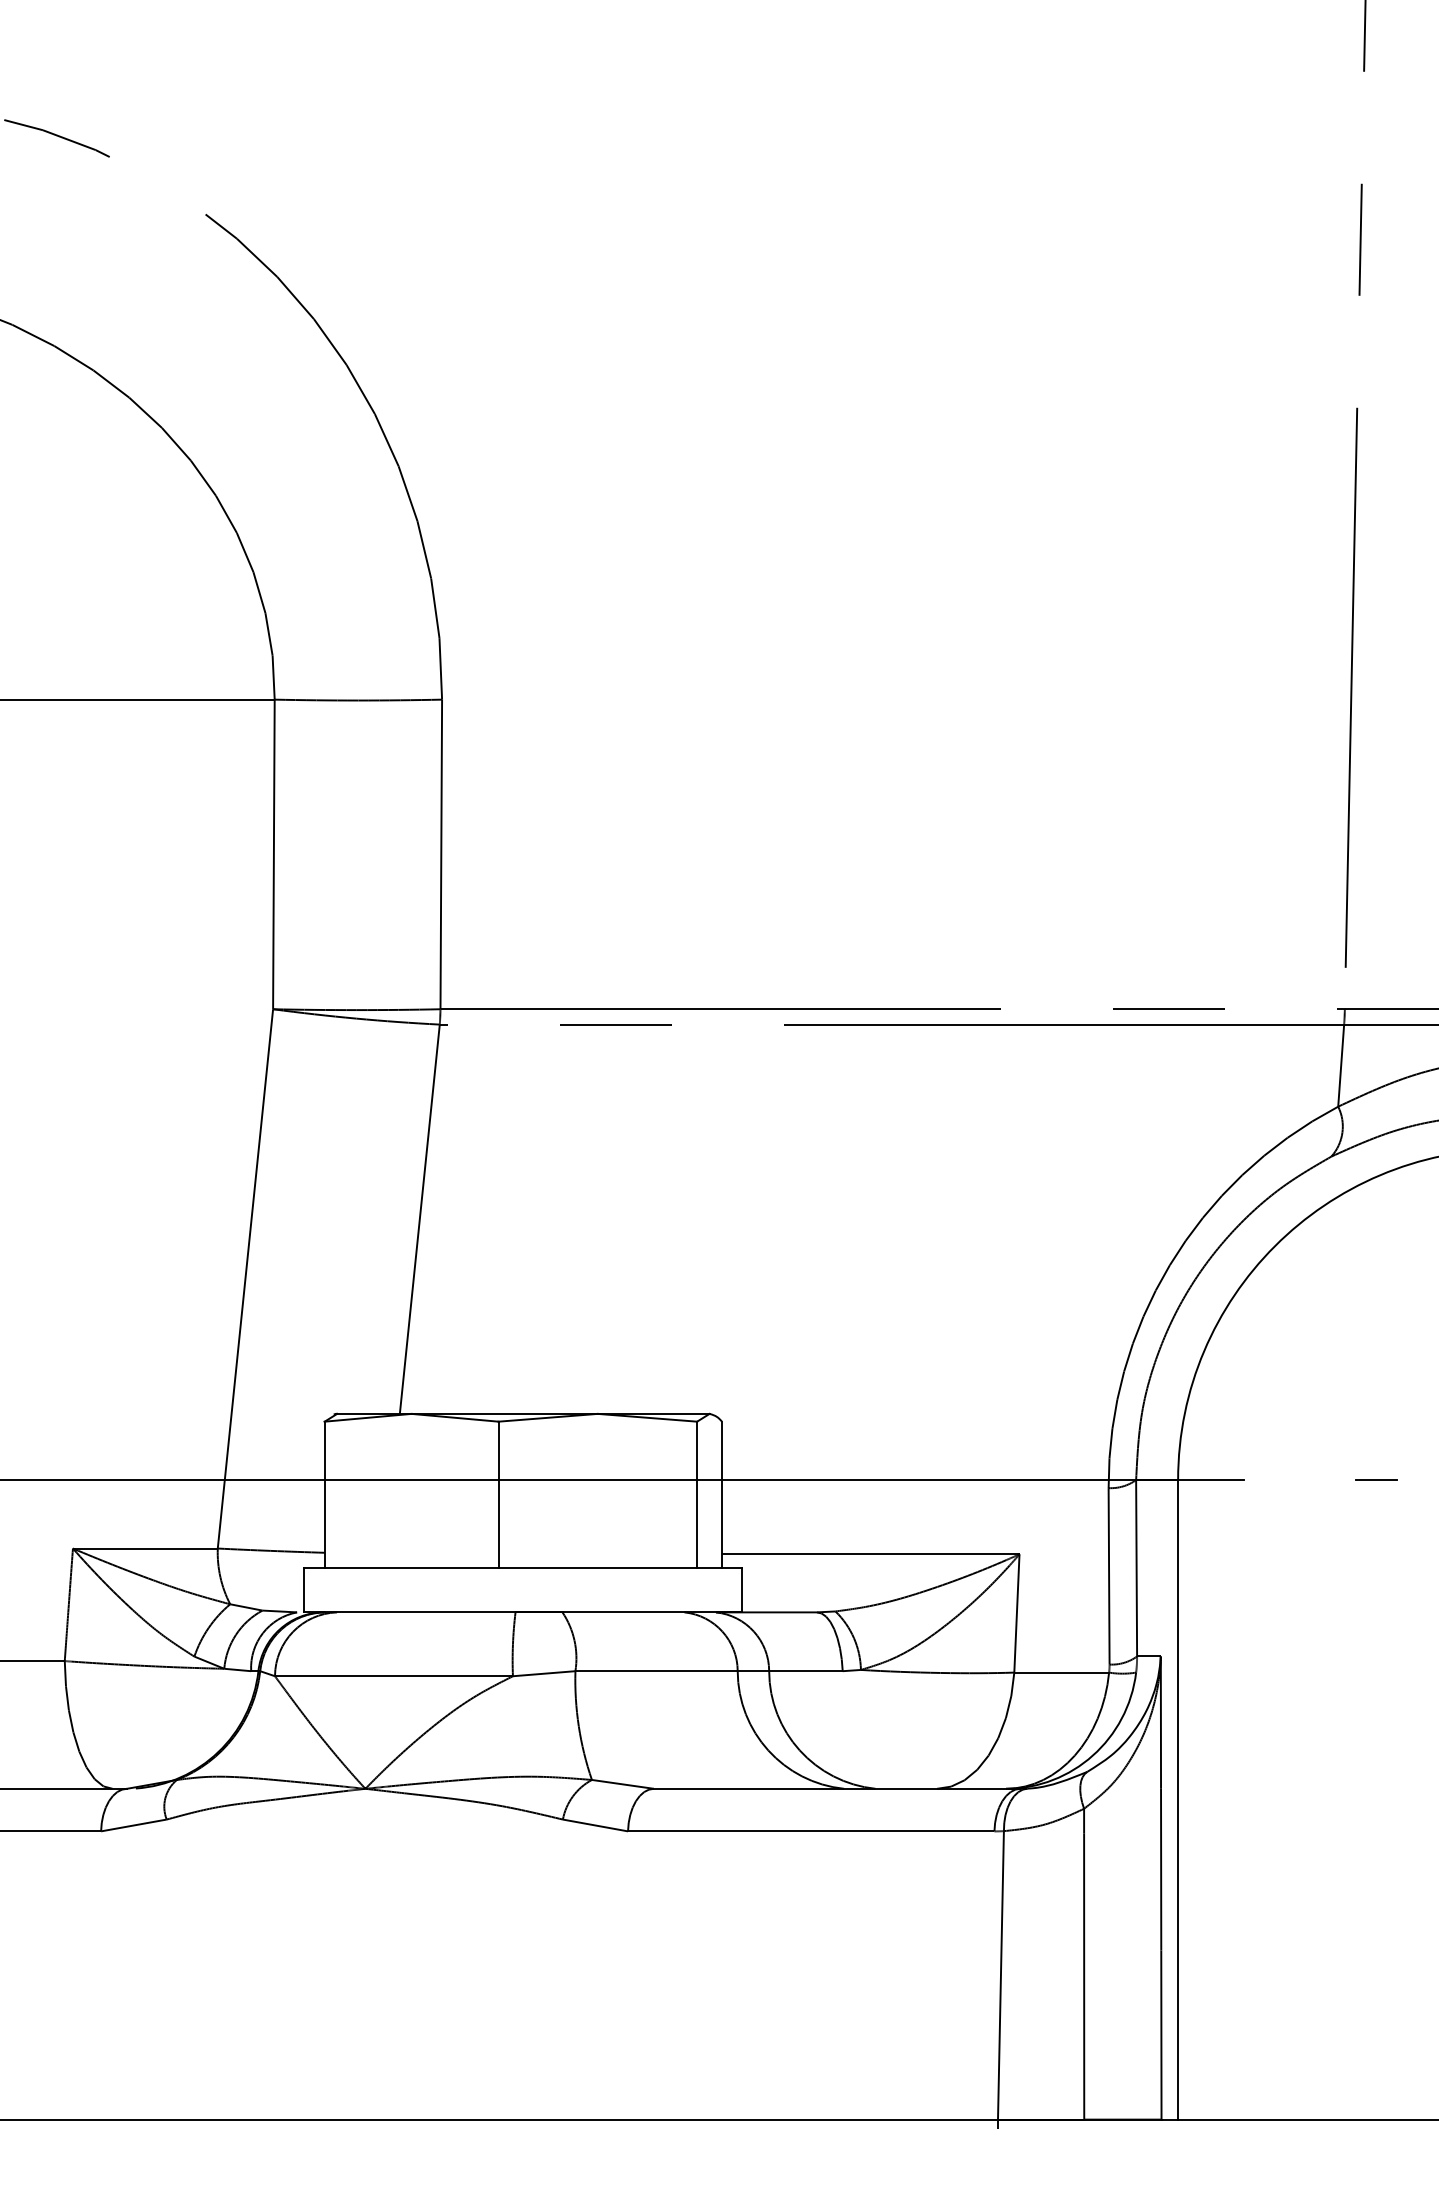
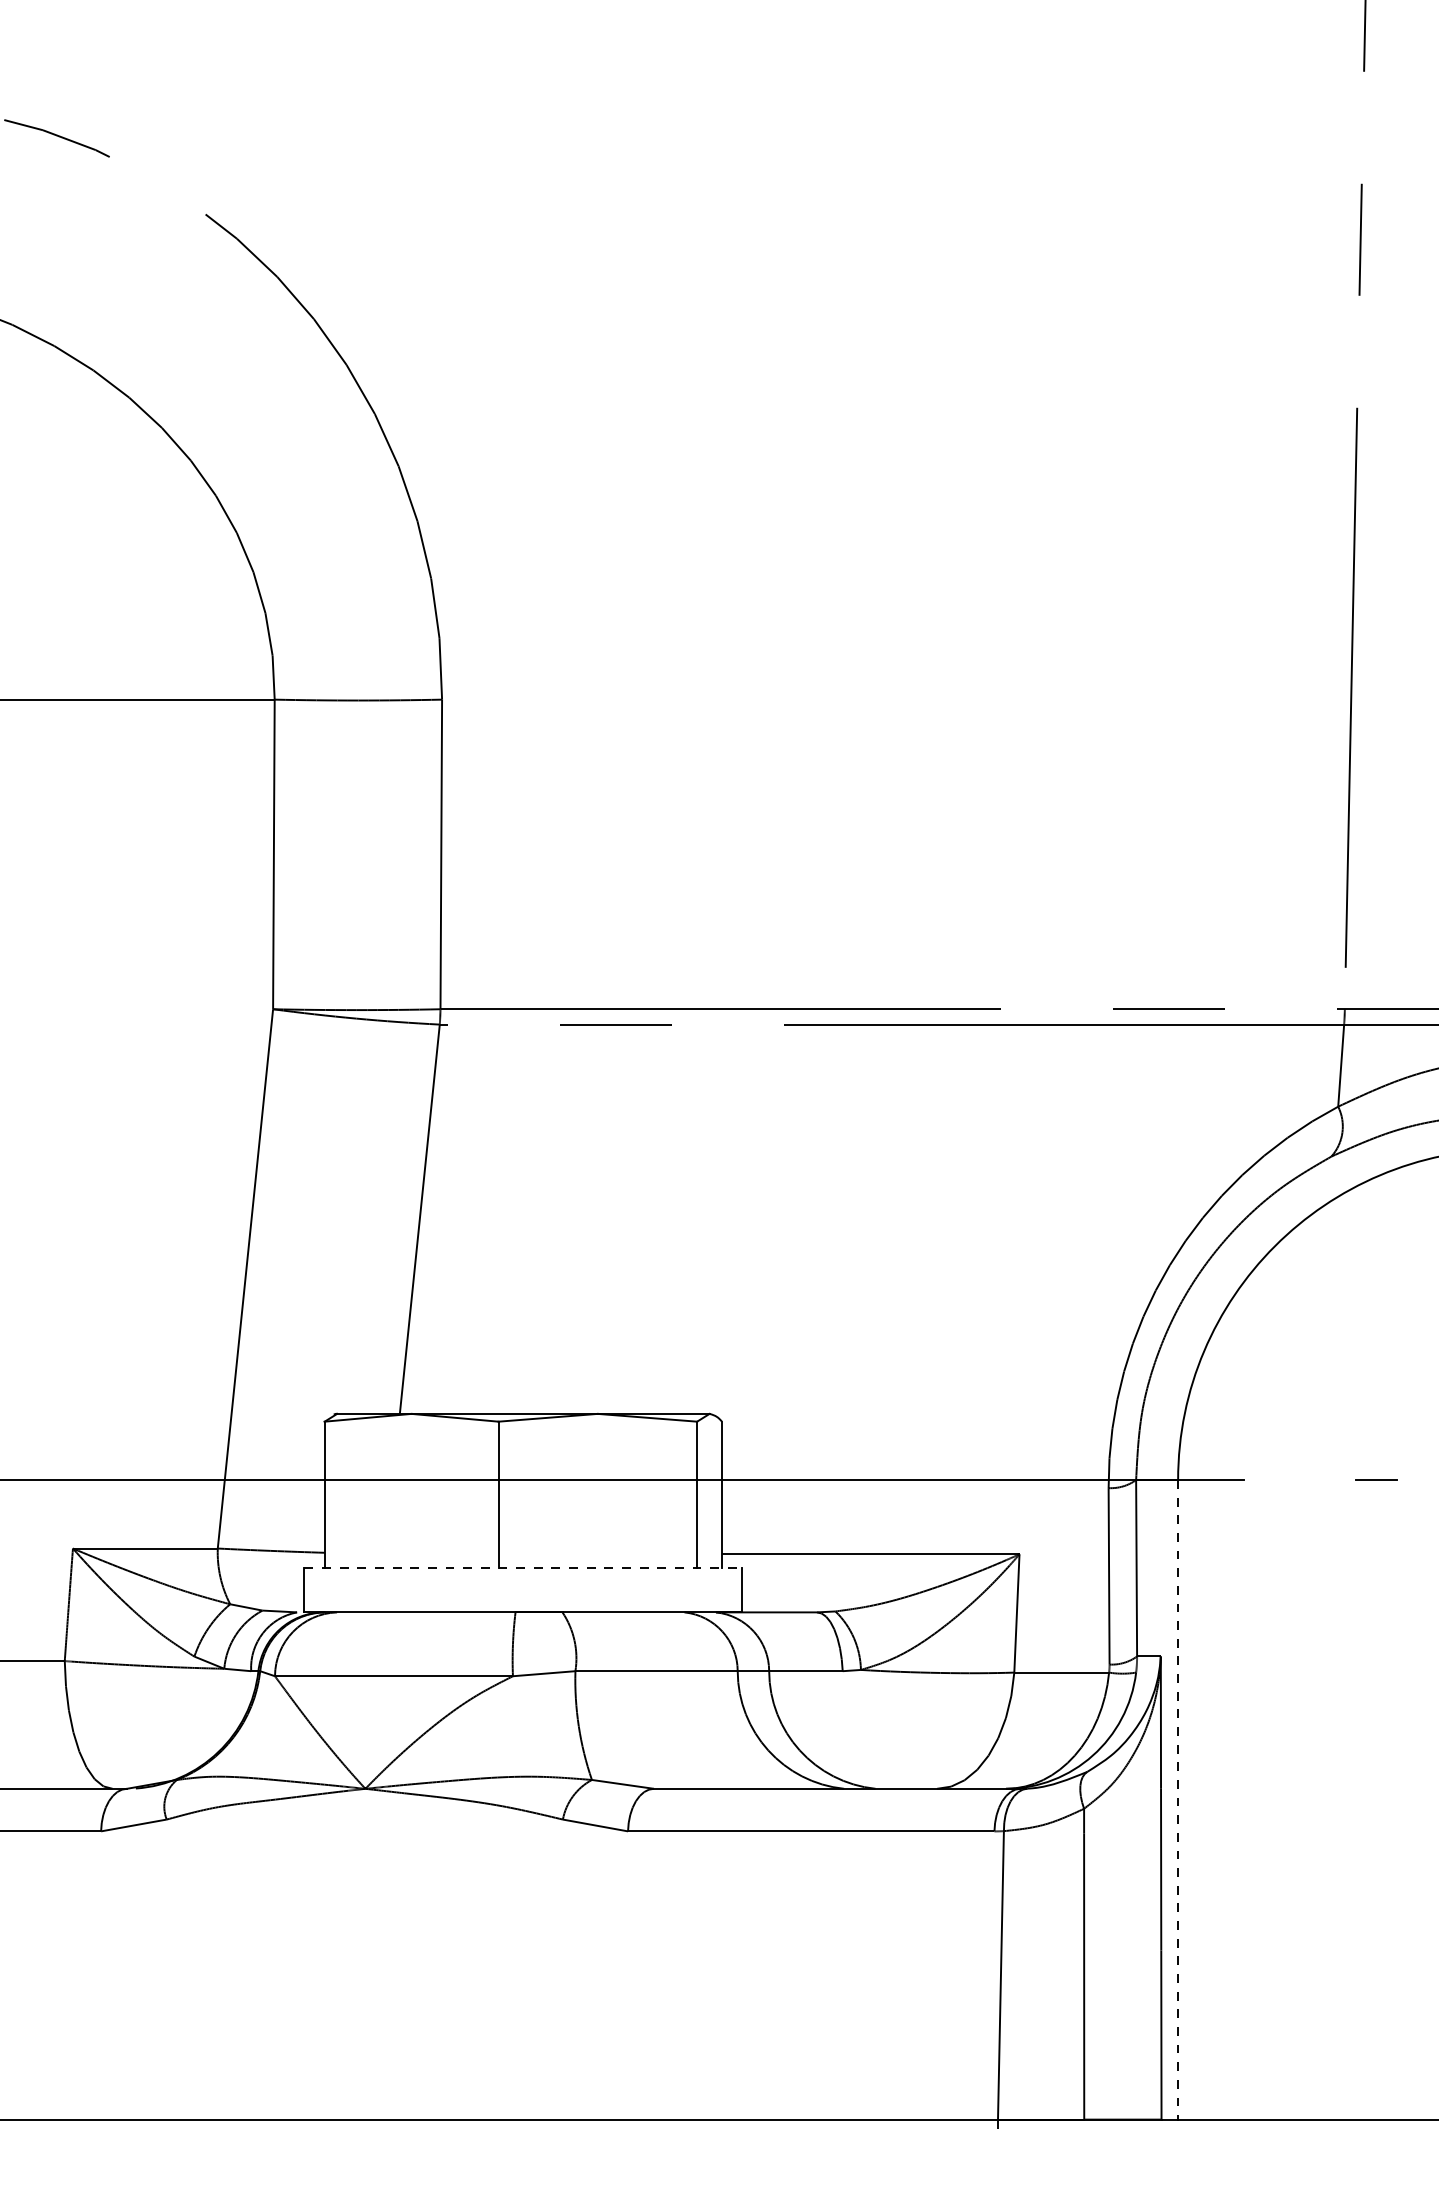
line: solid -> dashed (523, 1568)
line: solid -> dashed (1178, 1799)
